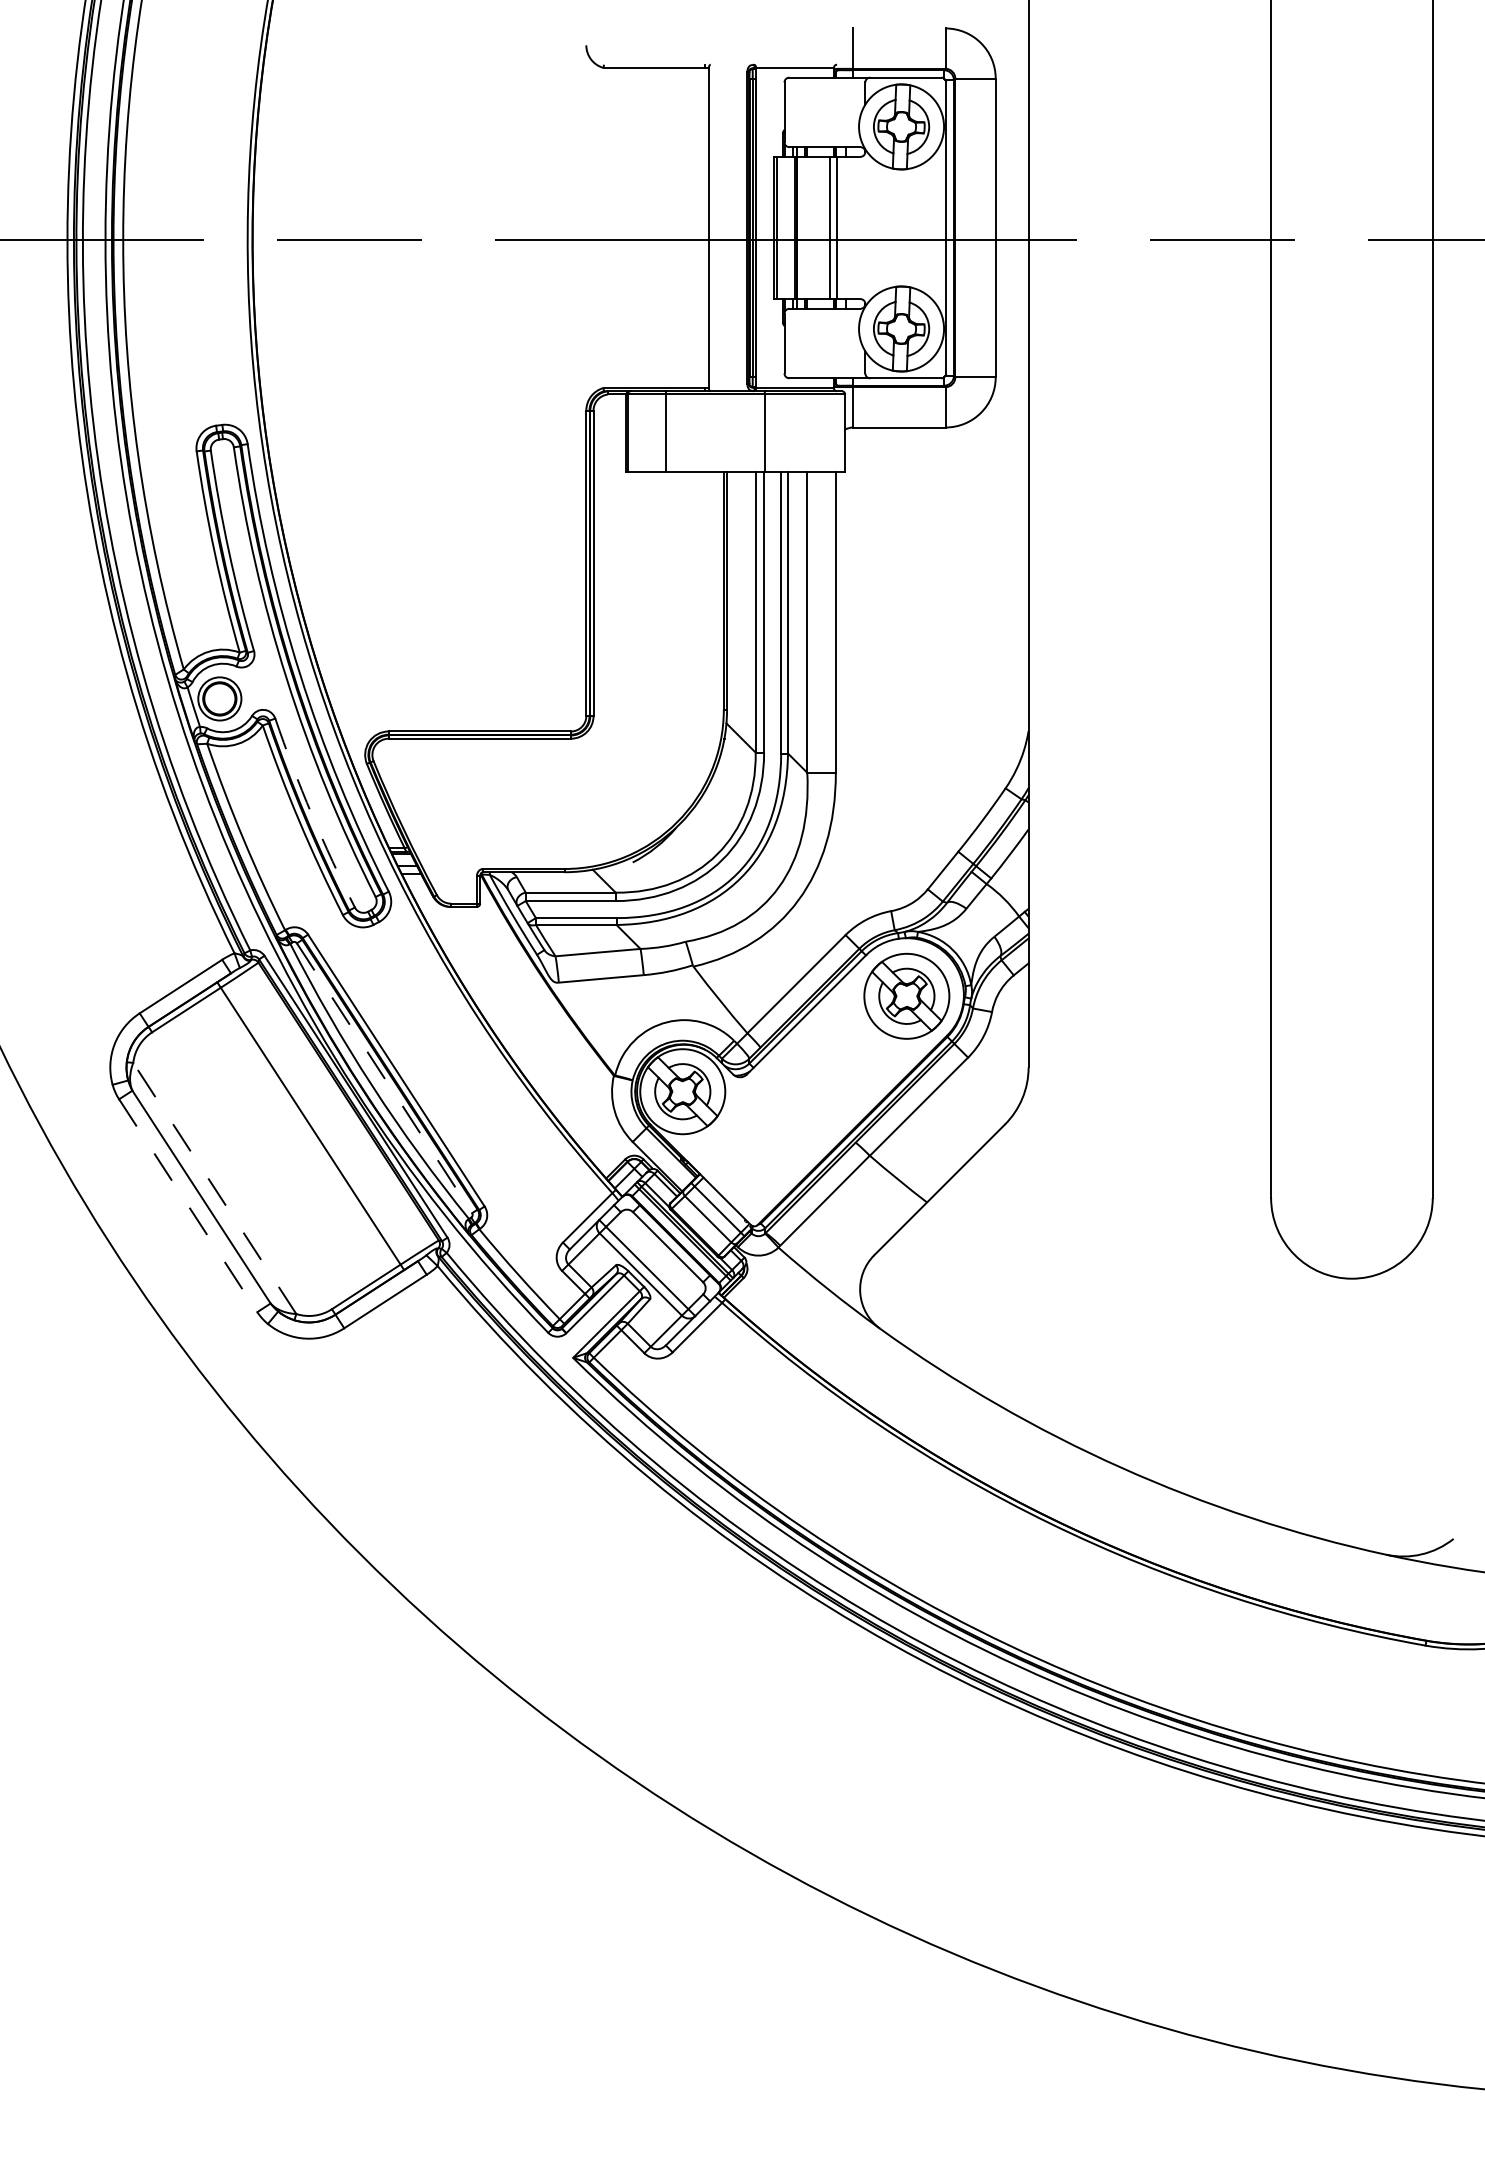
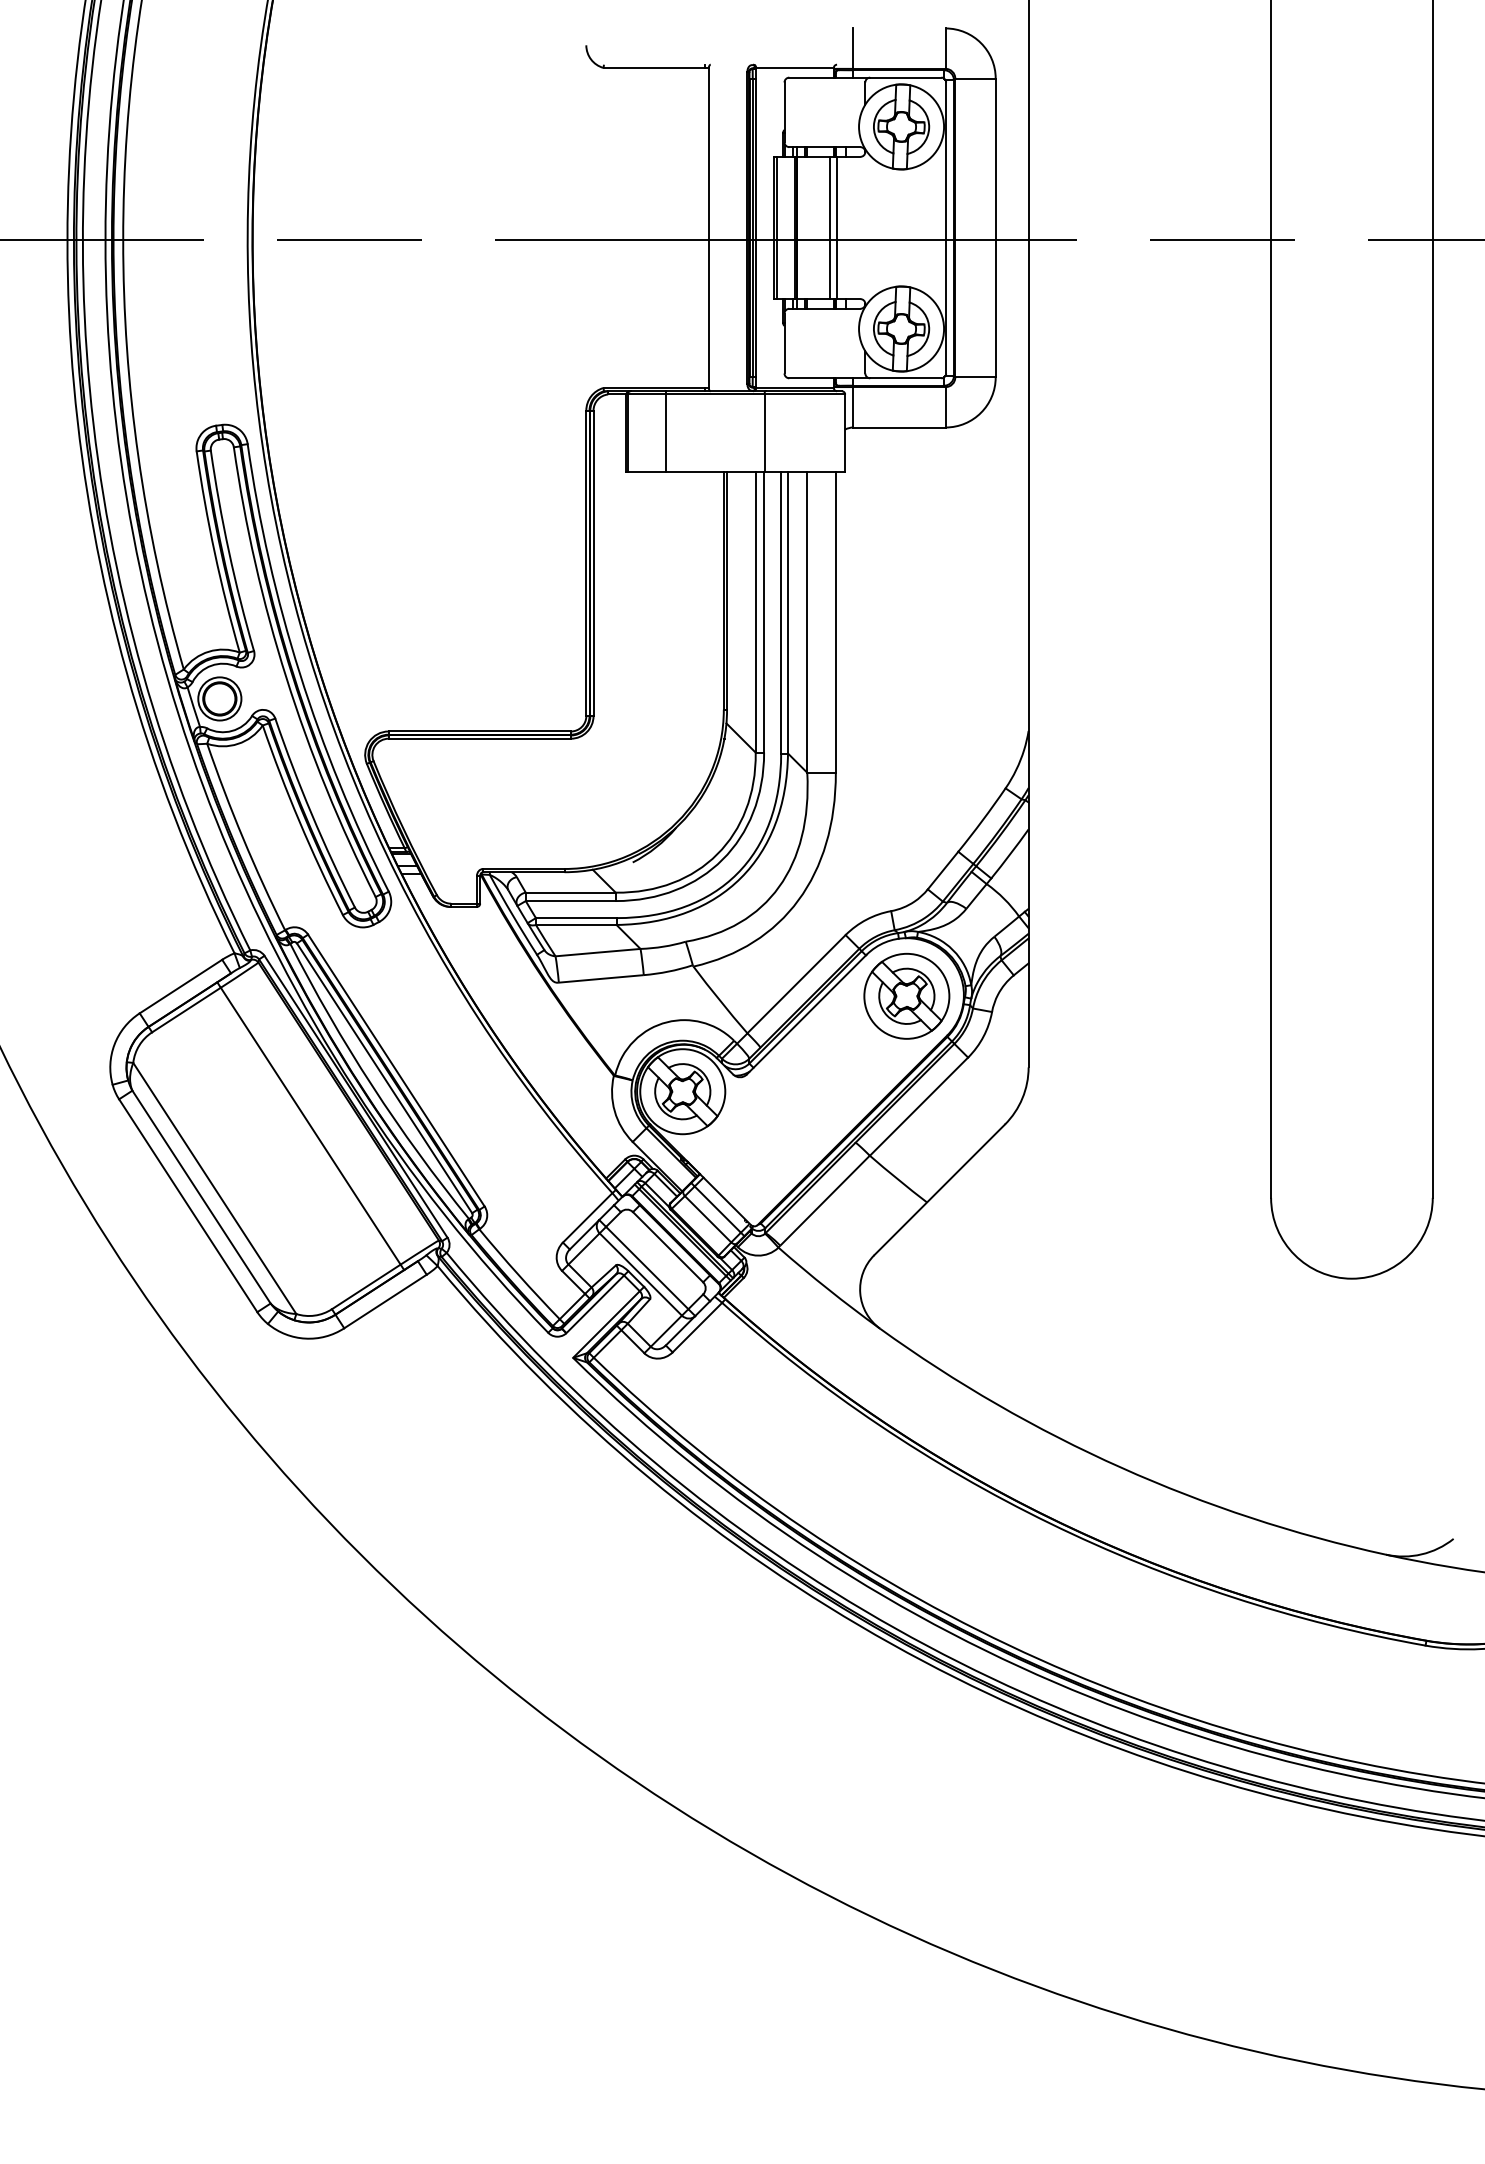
arc: dashed -> solid (311, 814)
line: dashed -> solid (384, 1078)
line: dashed -> solid (214, 1188)
line: dashed -> solid (188, 1205)
